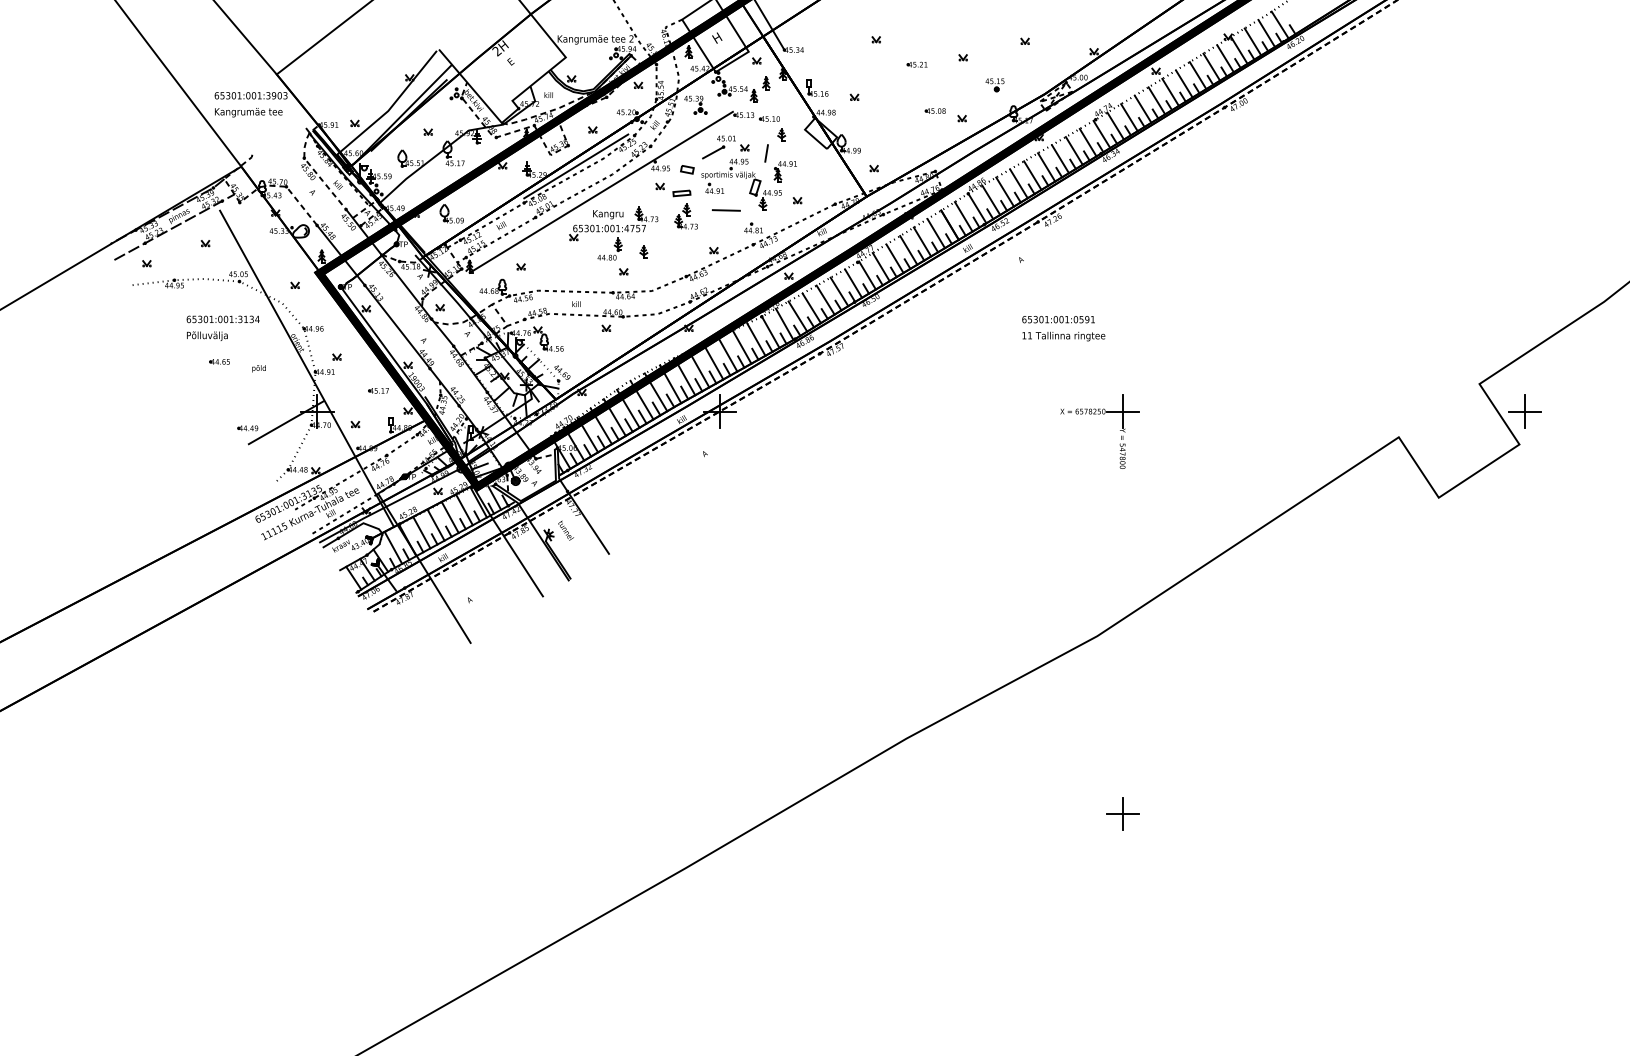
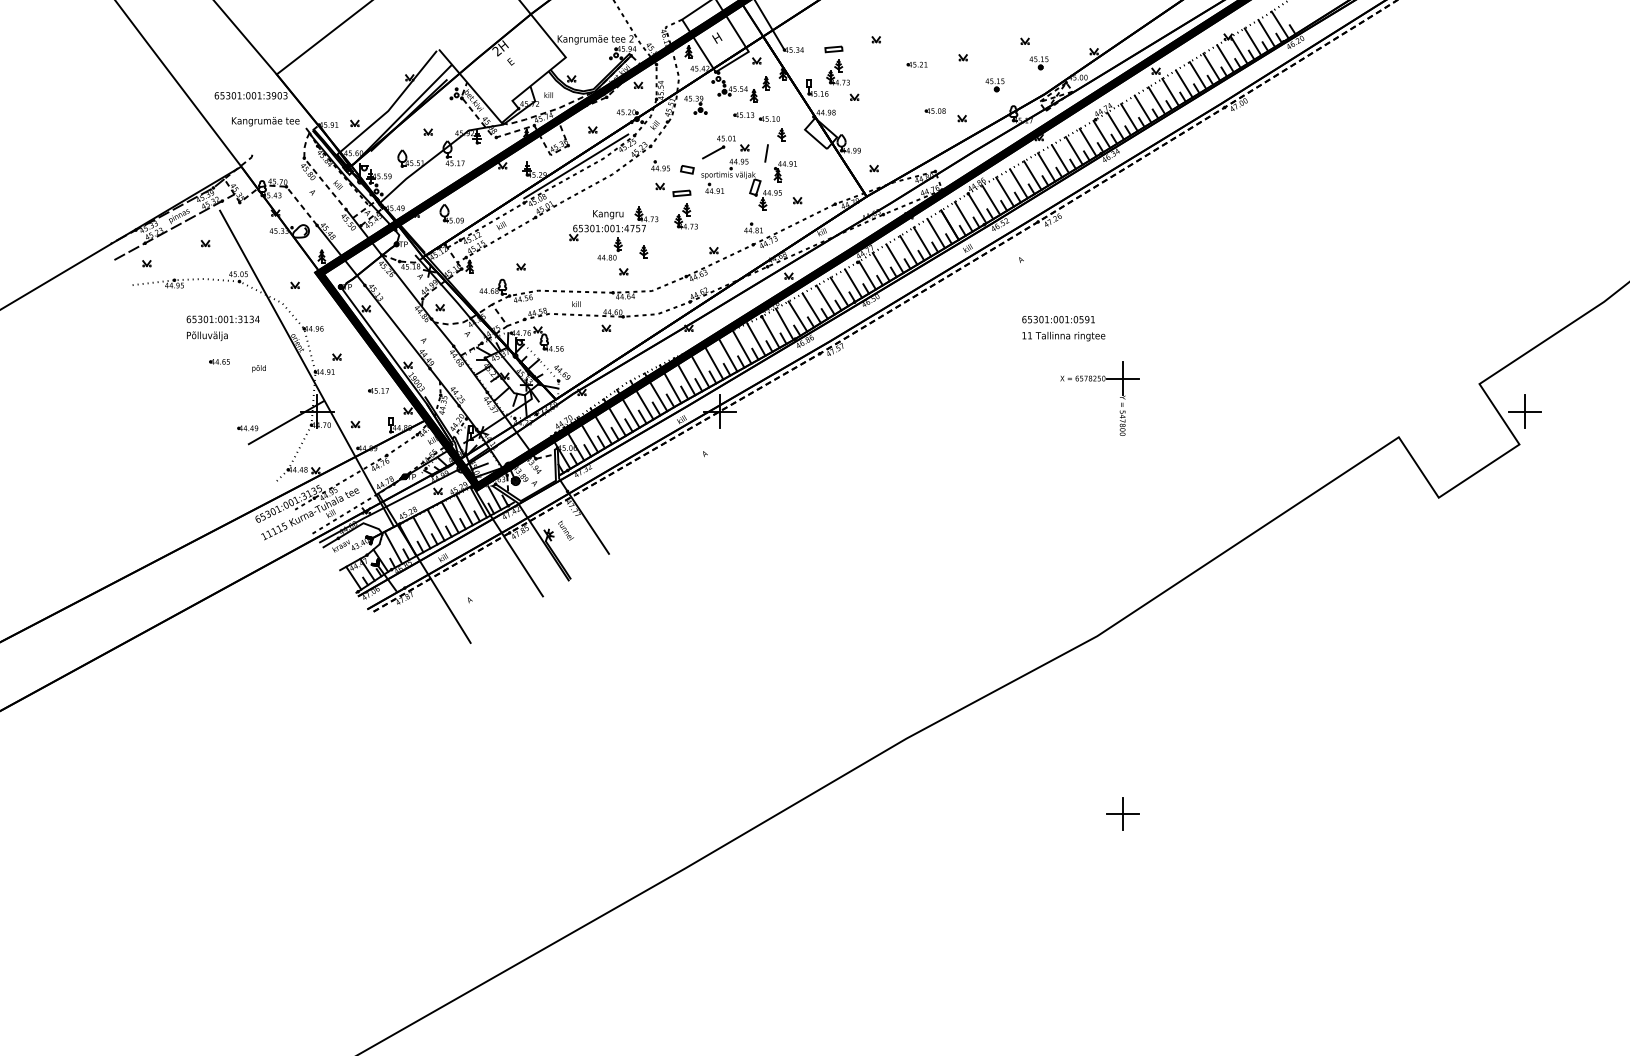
part: none -> present (1038, 63)
part: none -> present (836, 65)
text position: (248, 112) -> (265, 121) (265, 121)
line: present -> none (600, 191)
line: present -> none (725, 210)
part position: (1099, 414) -> (1099, 381) (1099, 381)
